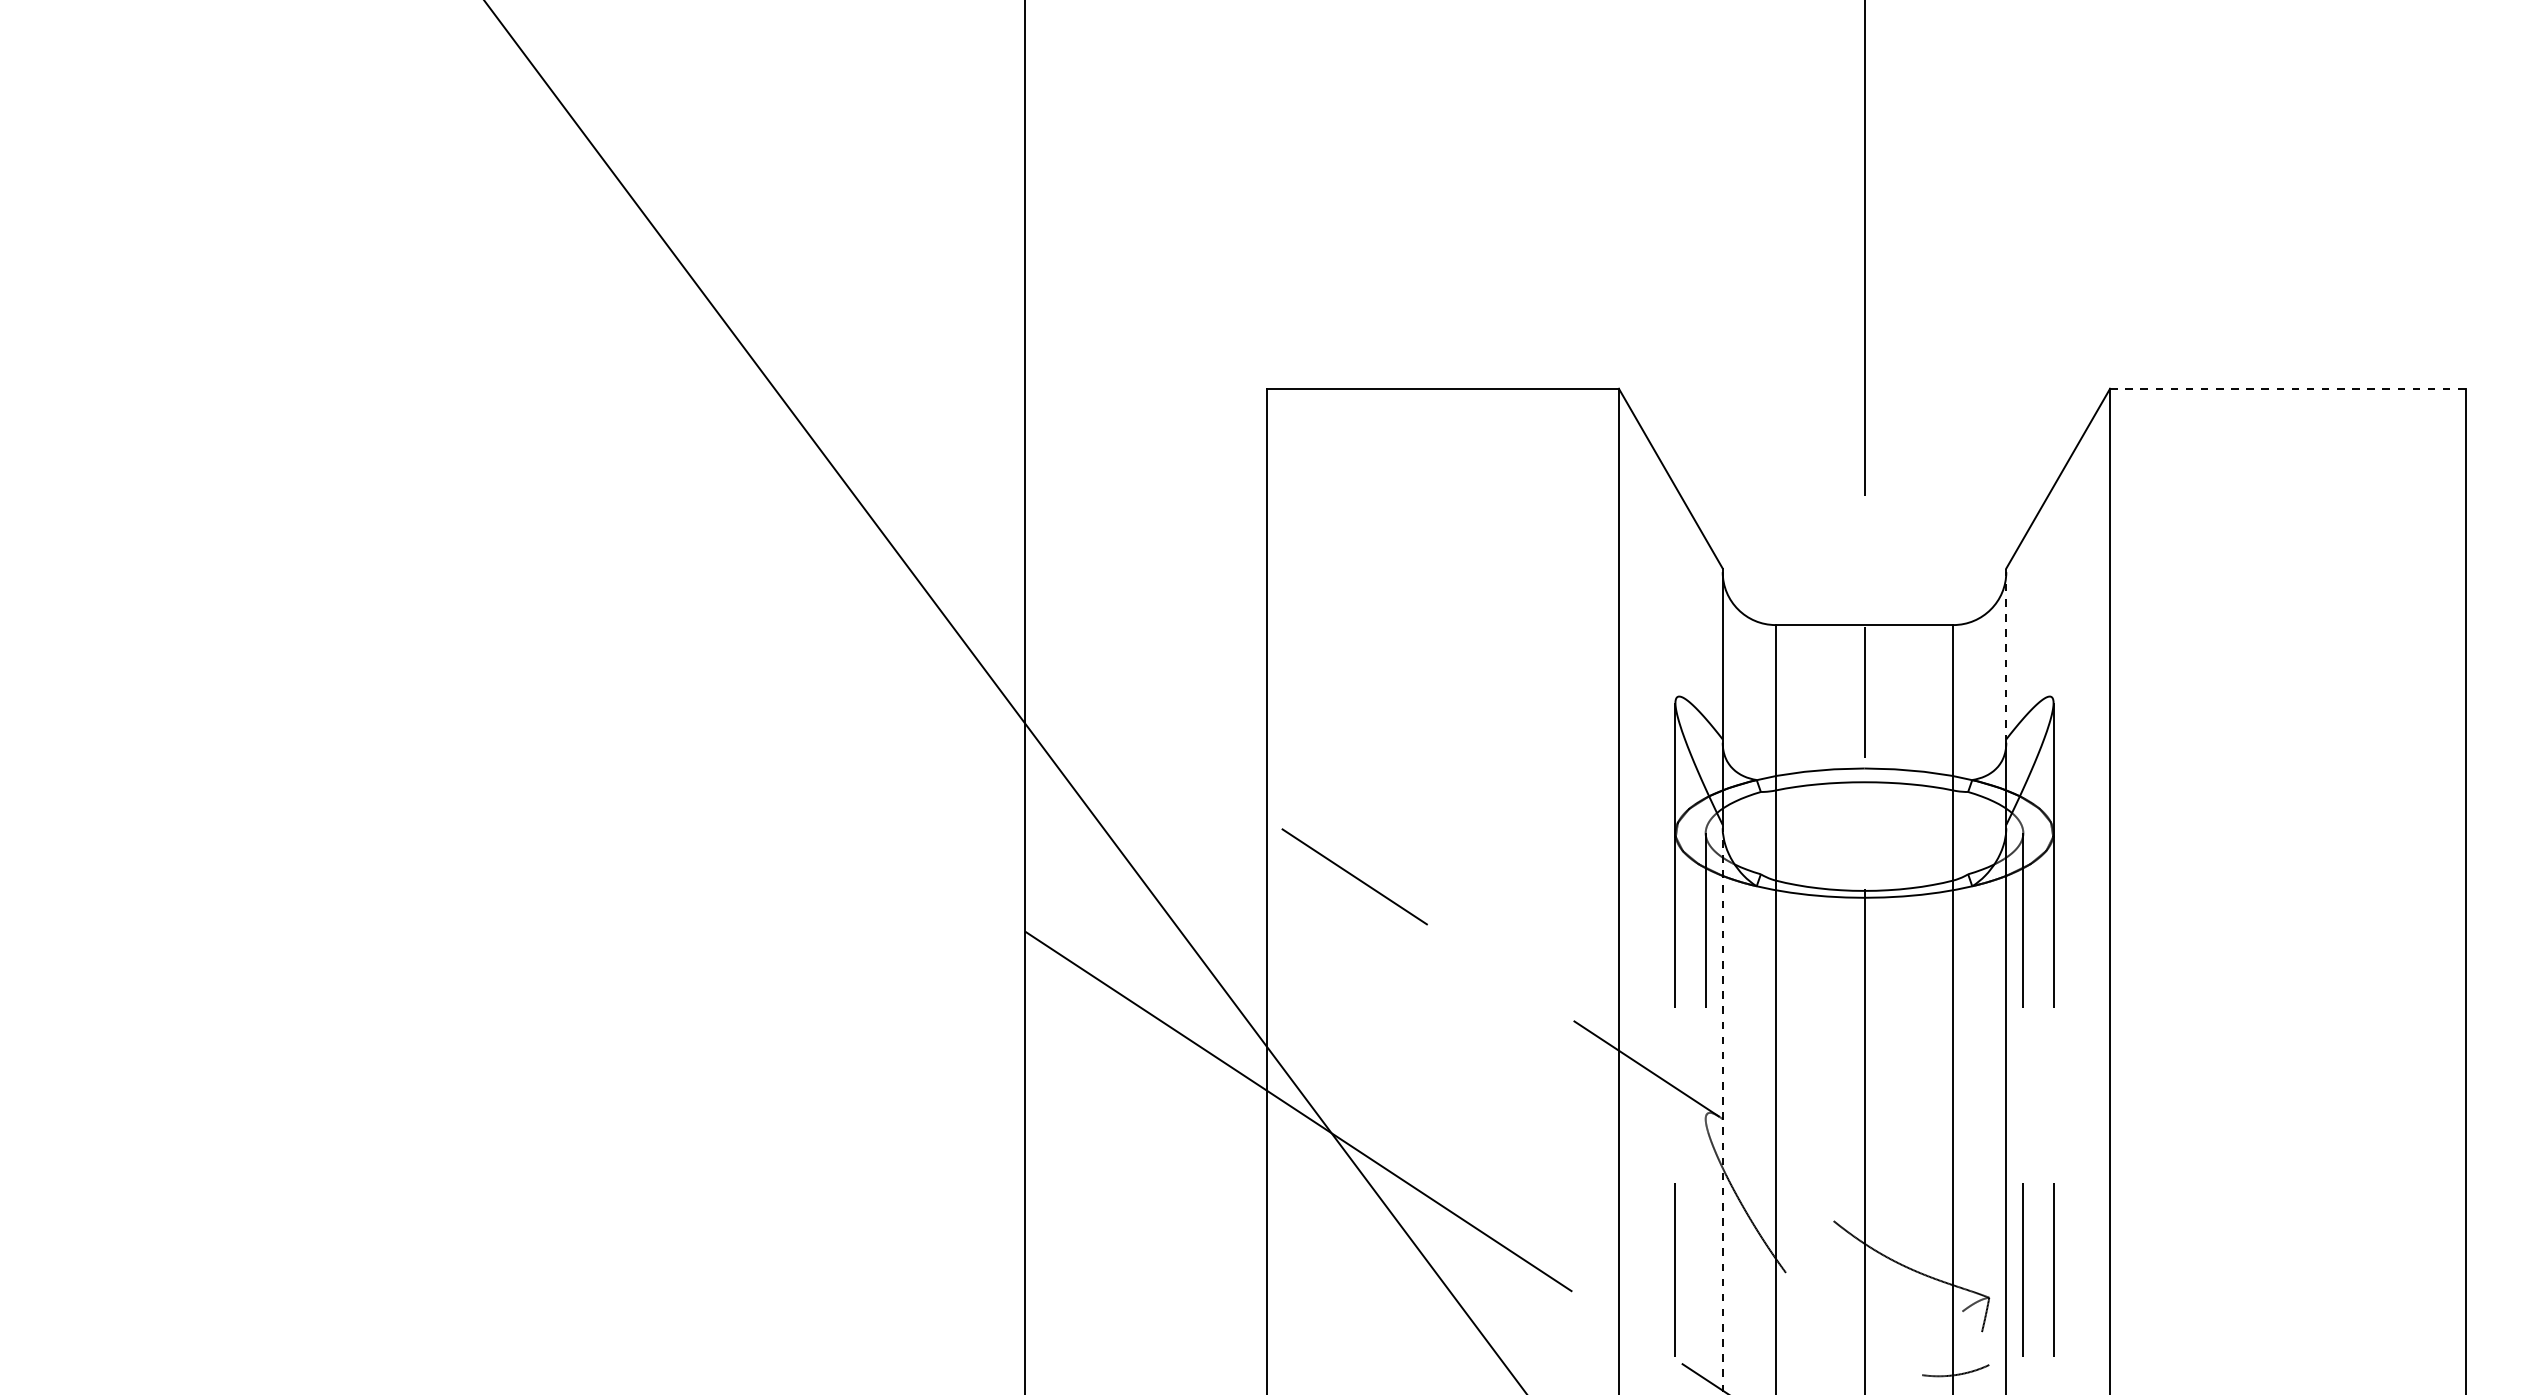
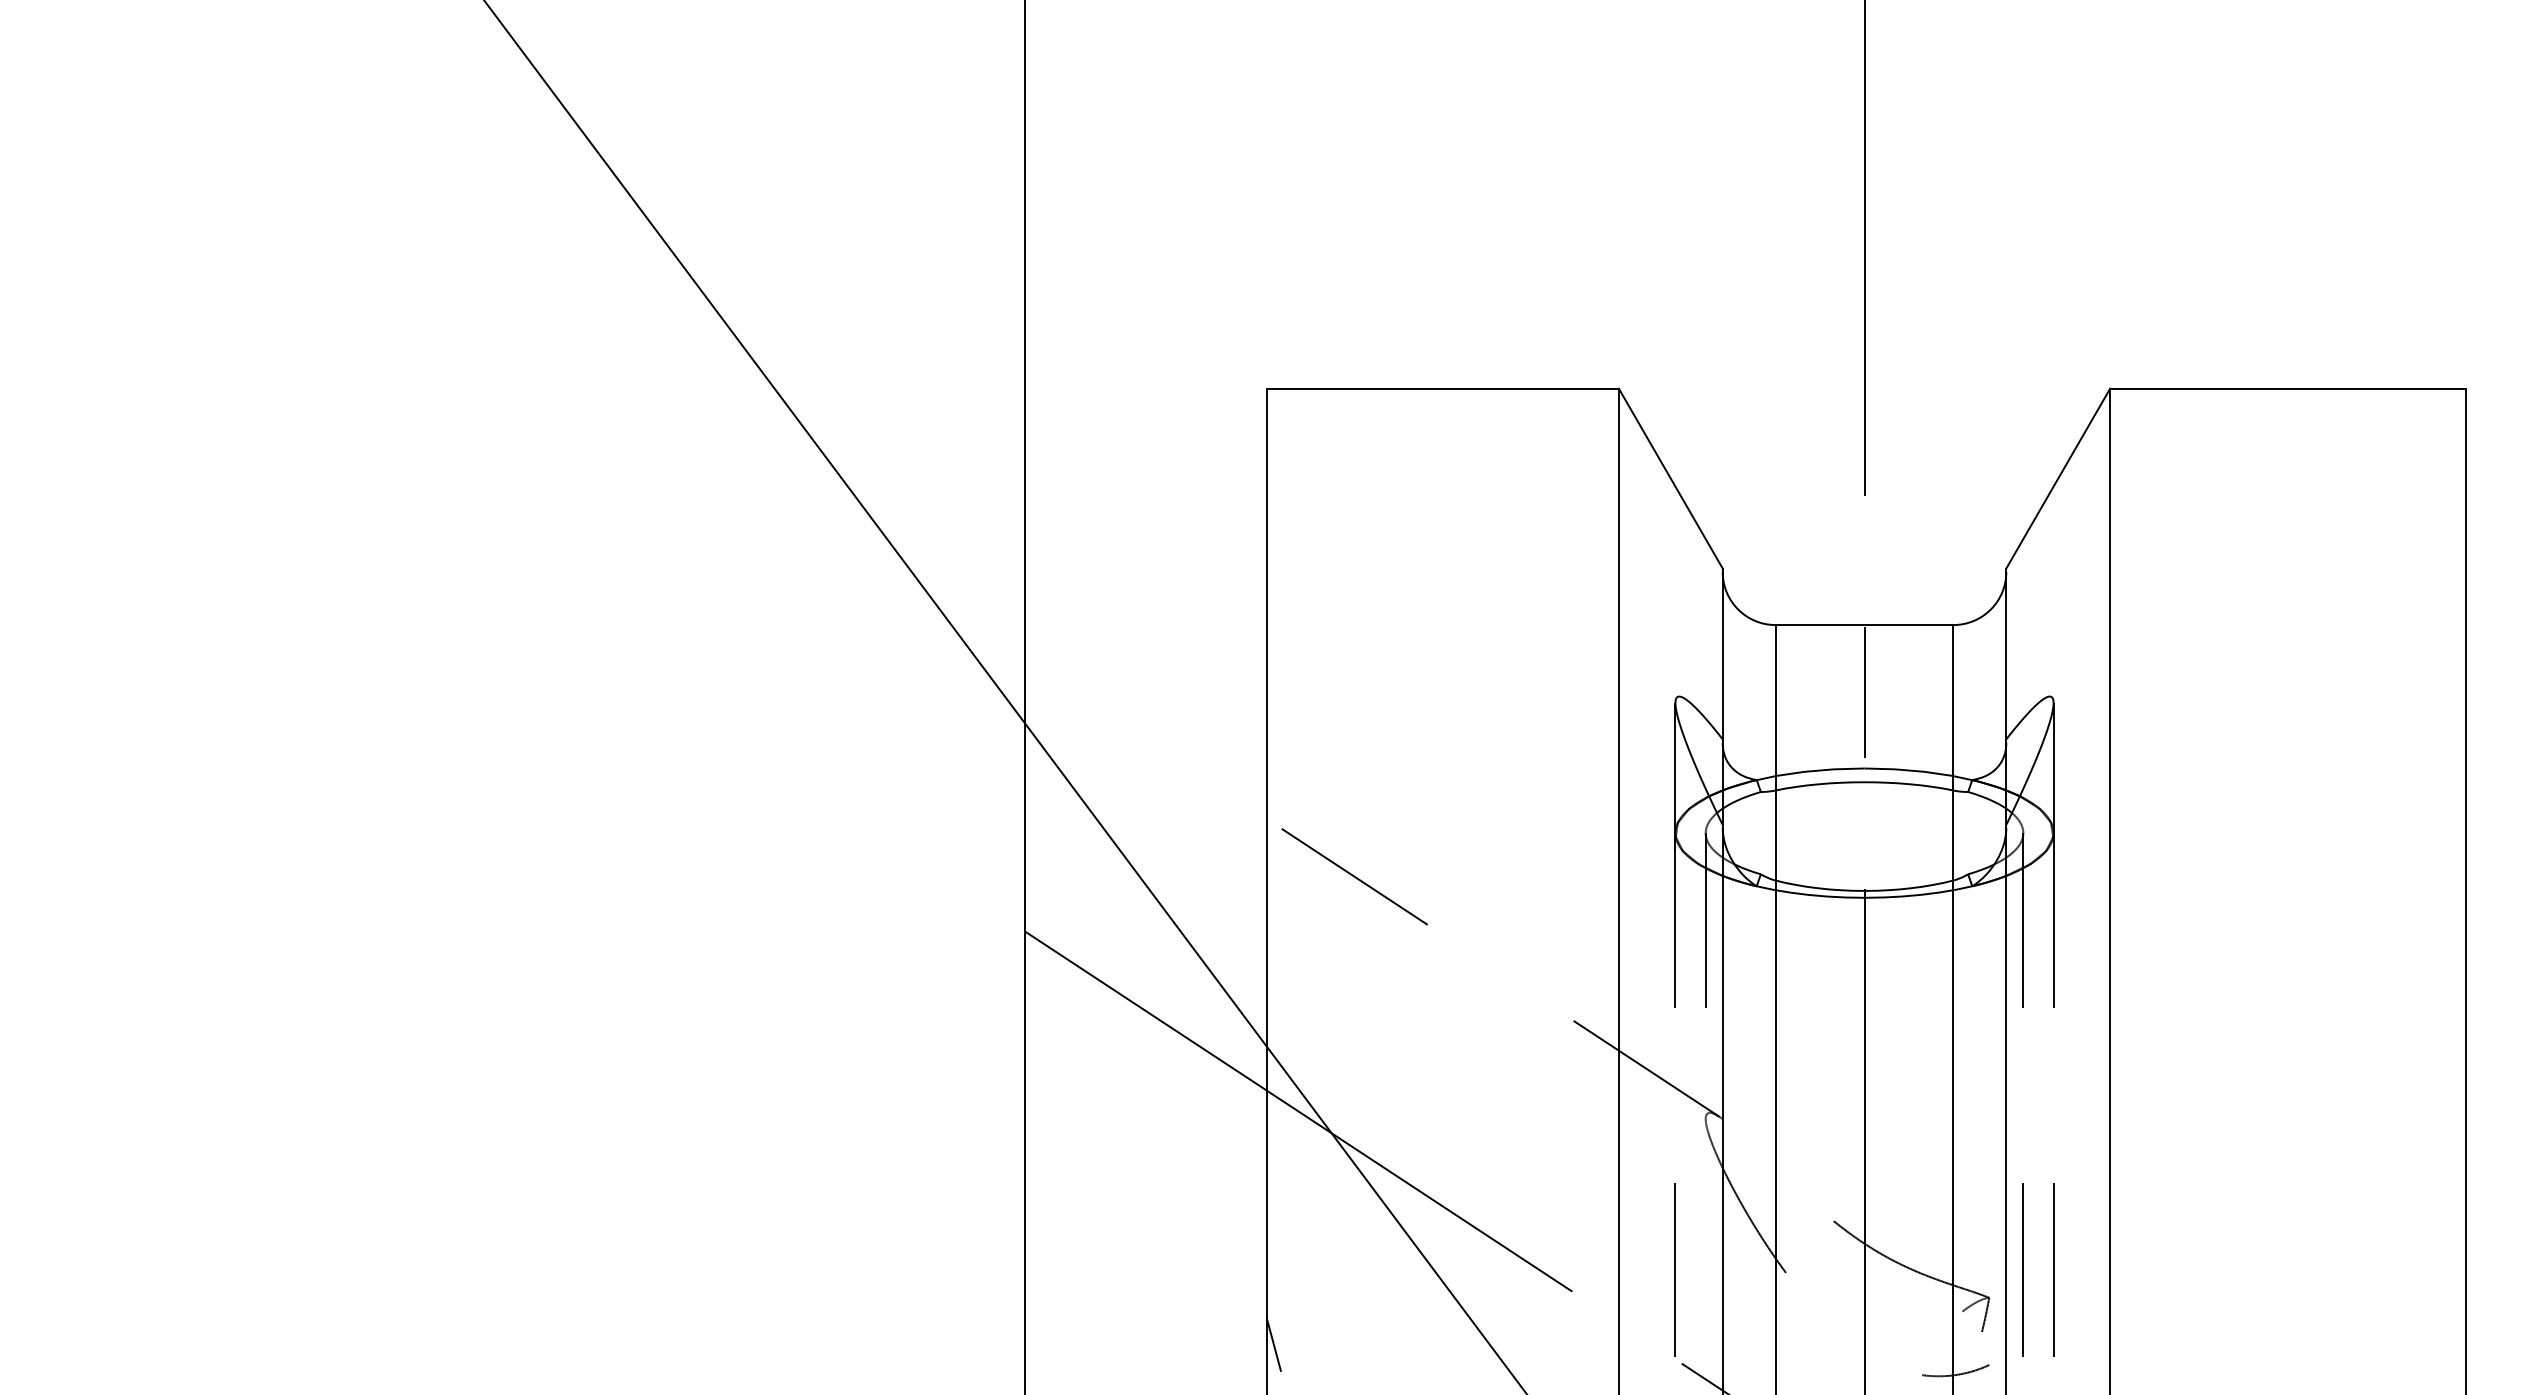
line: dashed -> solid (2287, 388)
line: dashed -> solid (2006, 655)
line: dashed -> solid (1722, 1109)
line: none -> present (1274, 1345)
